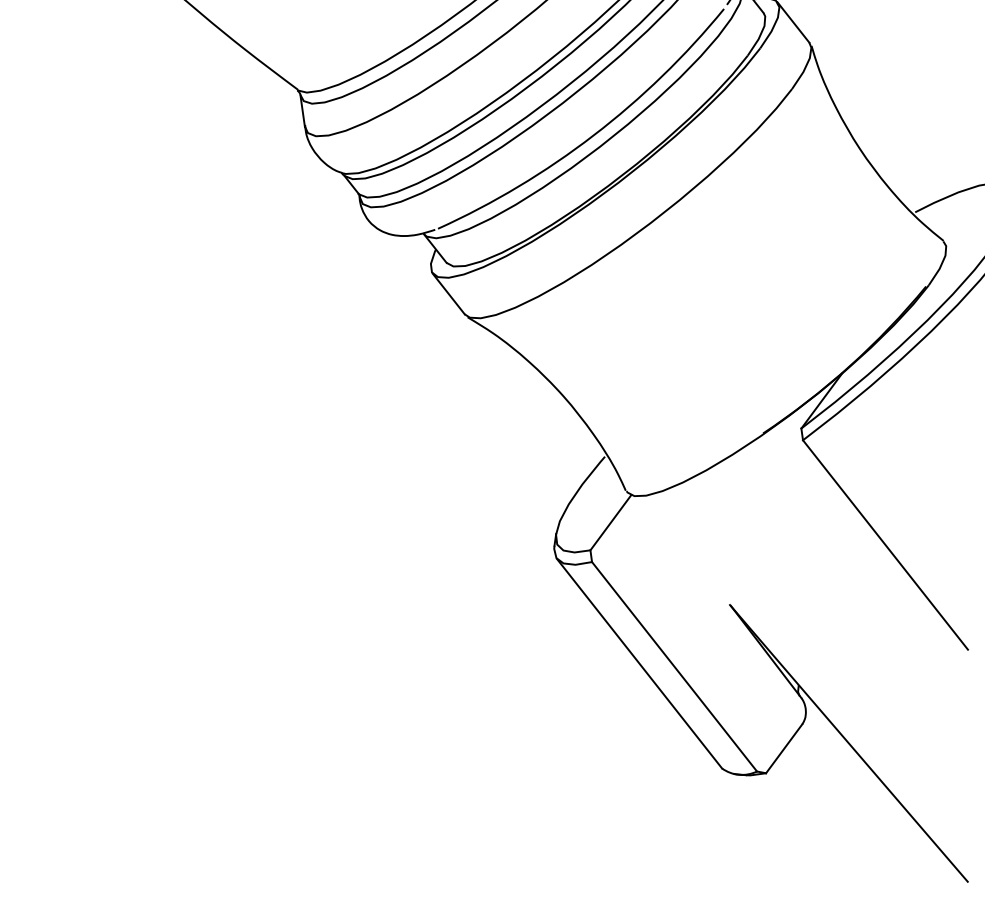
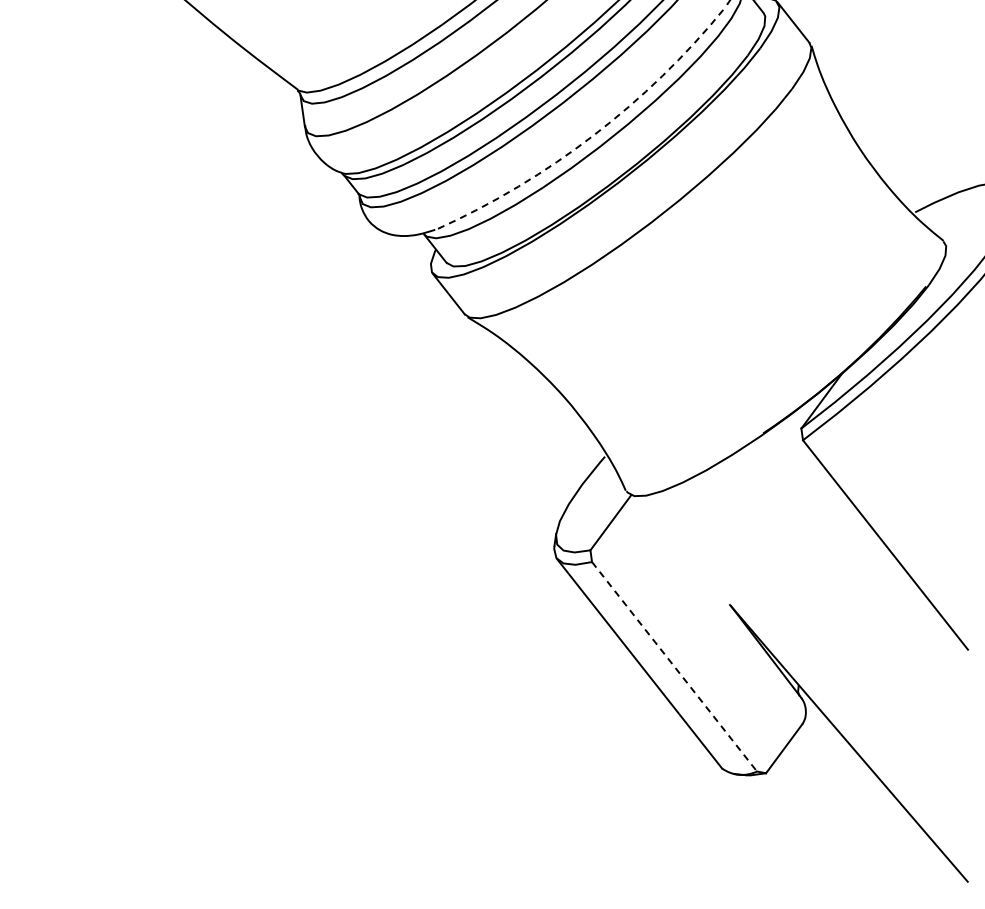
arc: solid -> dashed (593, 135)
line: solid -> dashed (674, 667)
